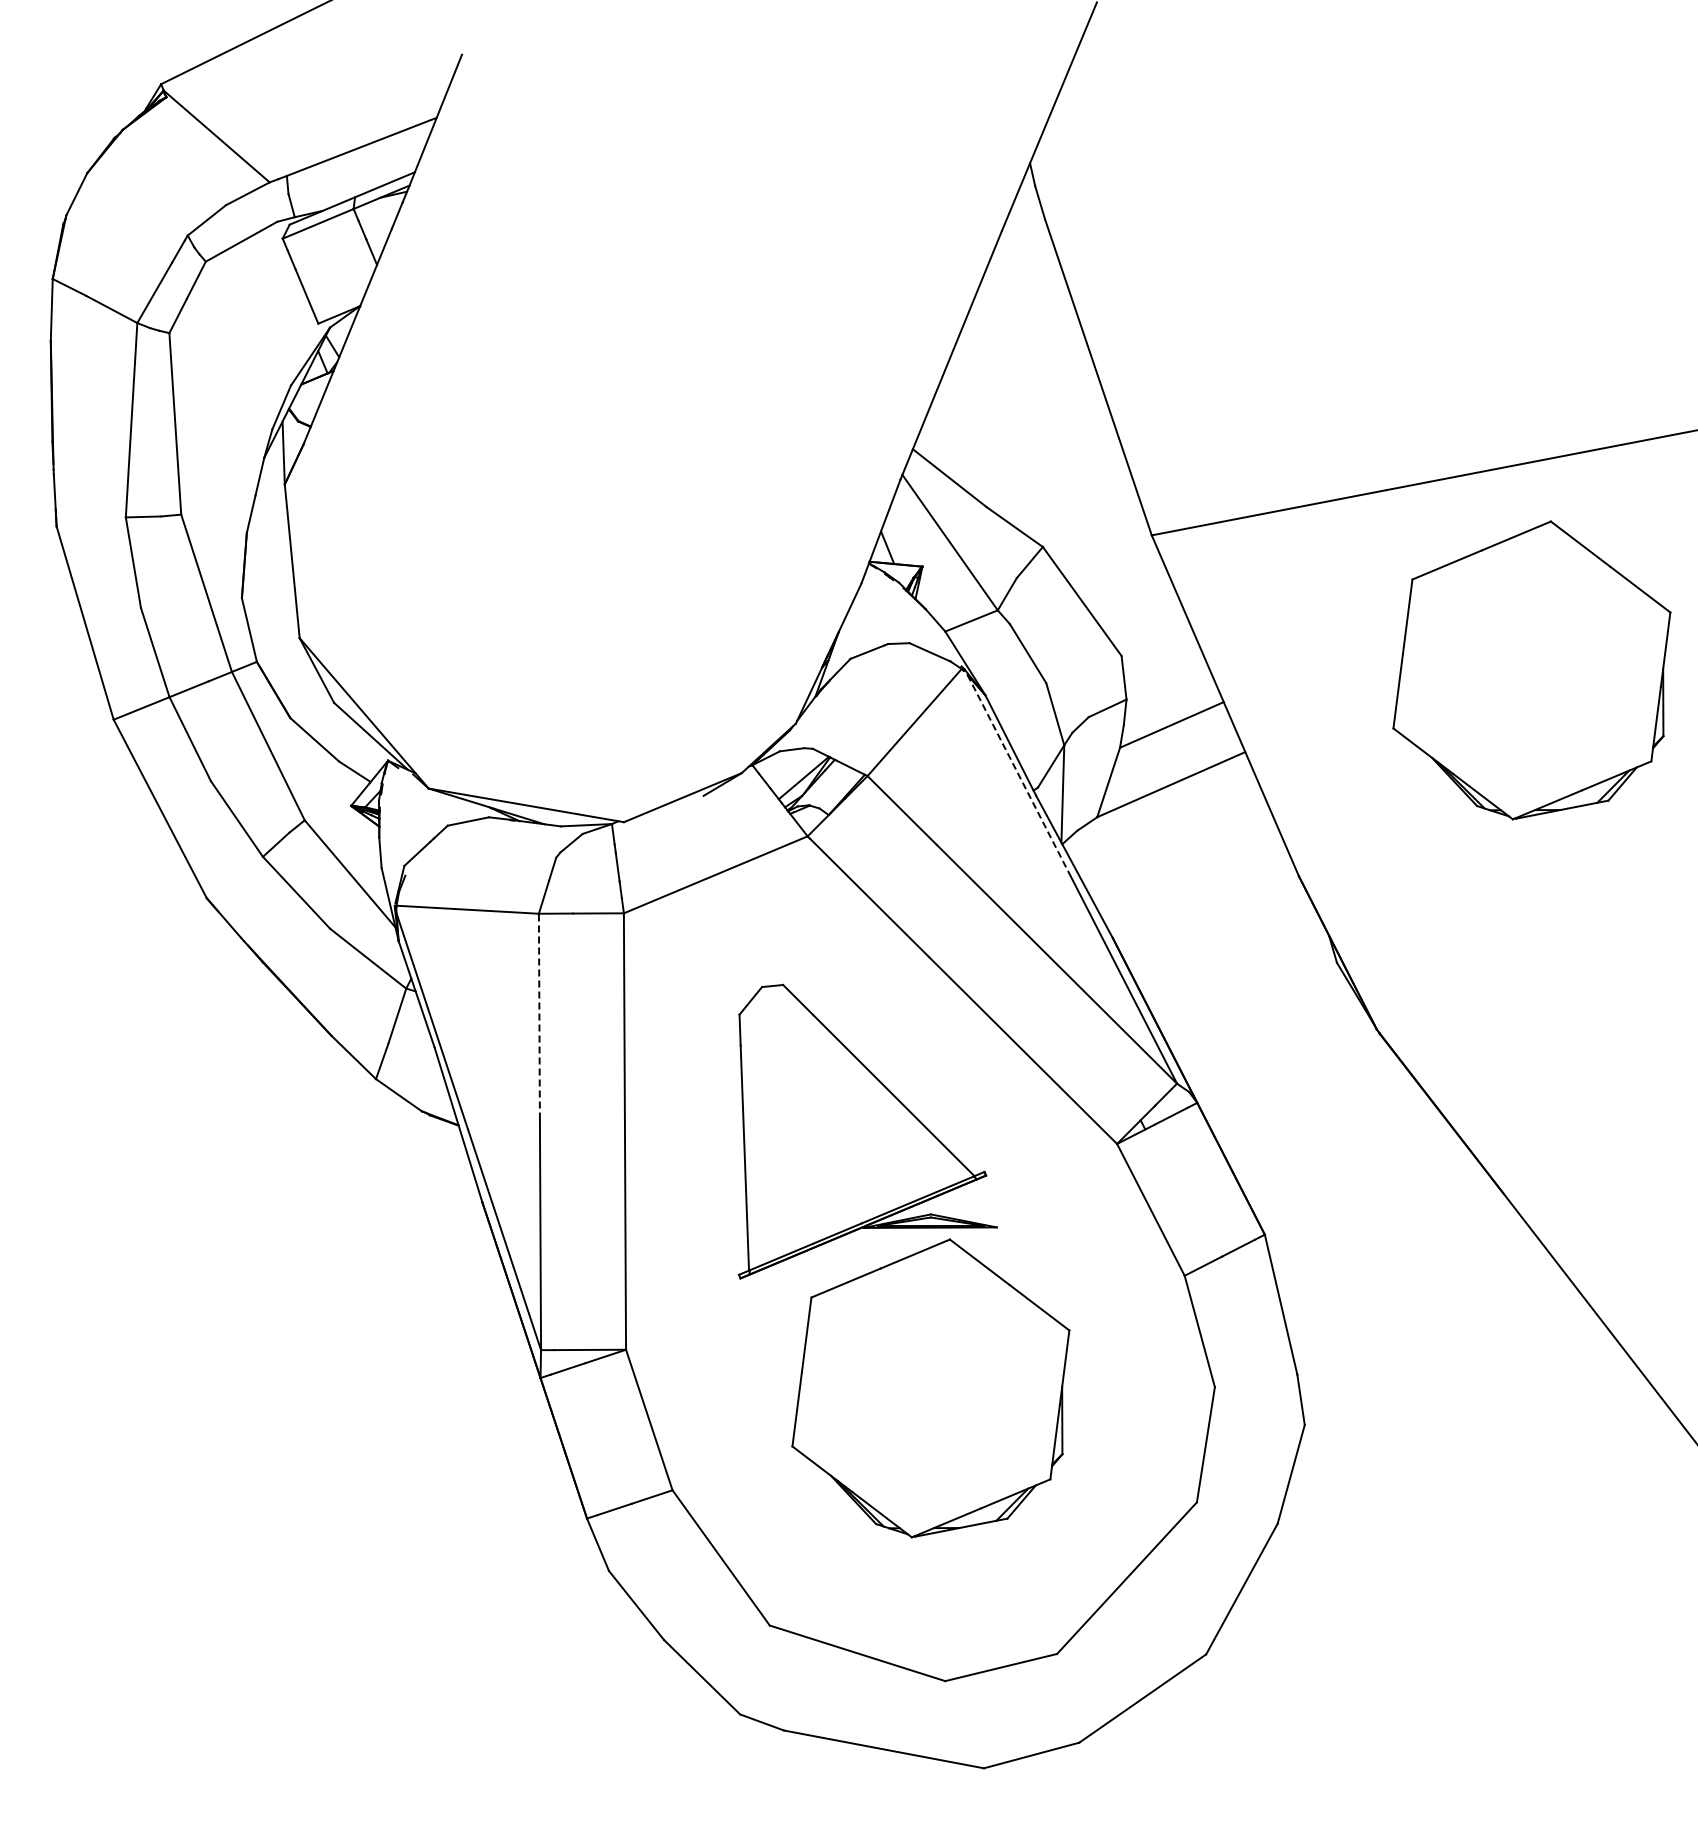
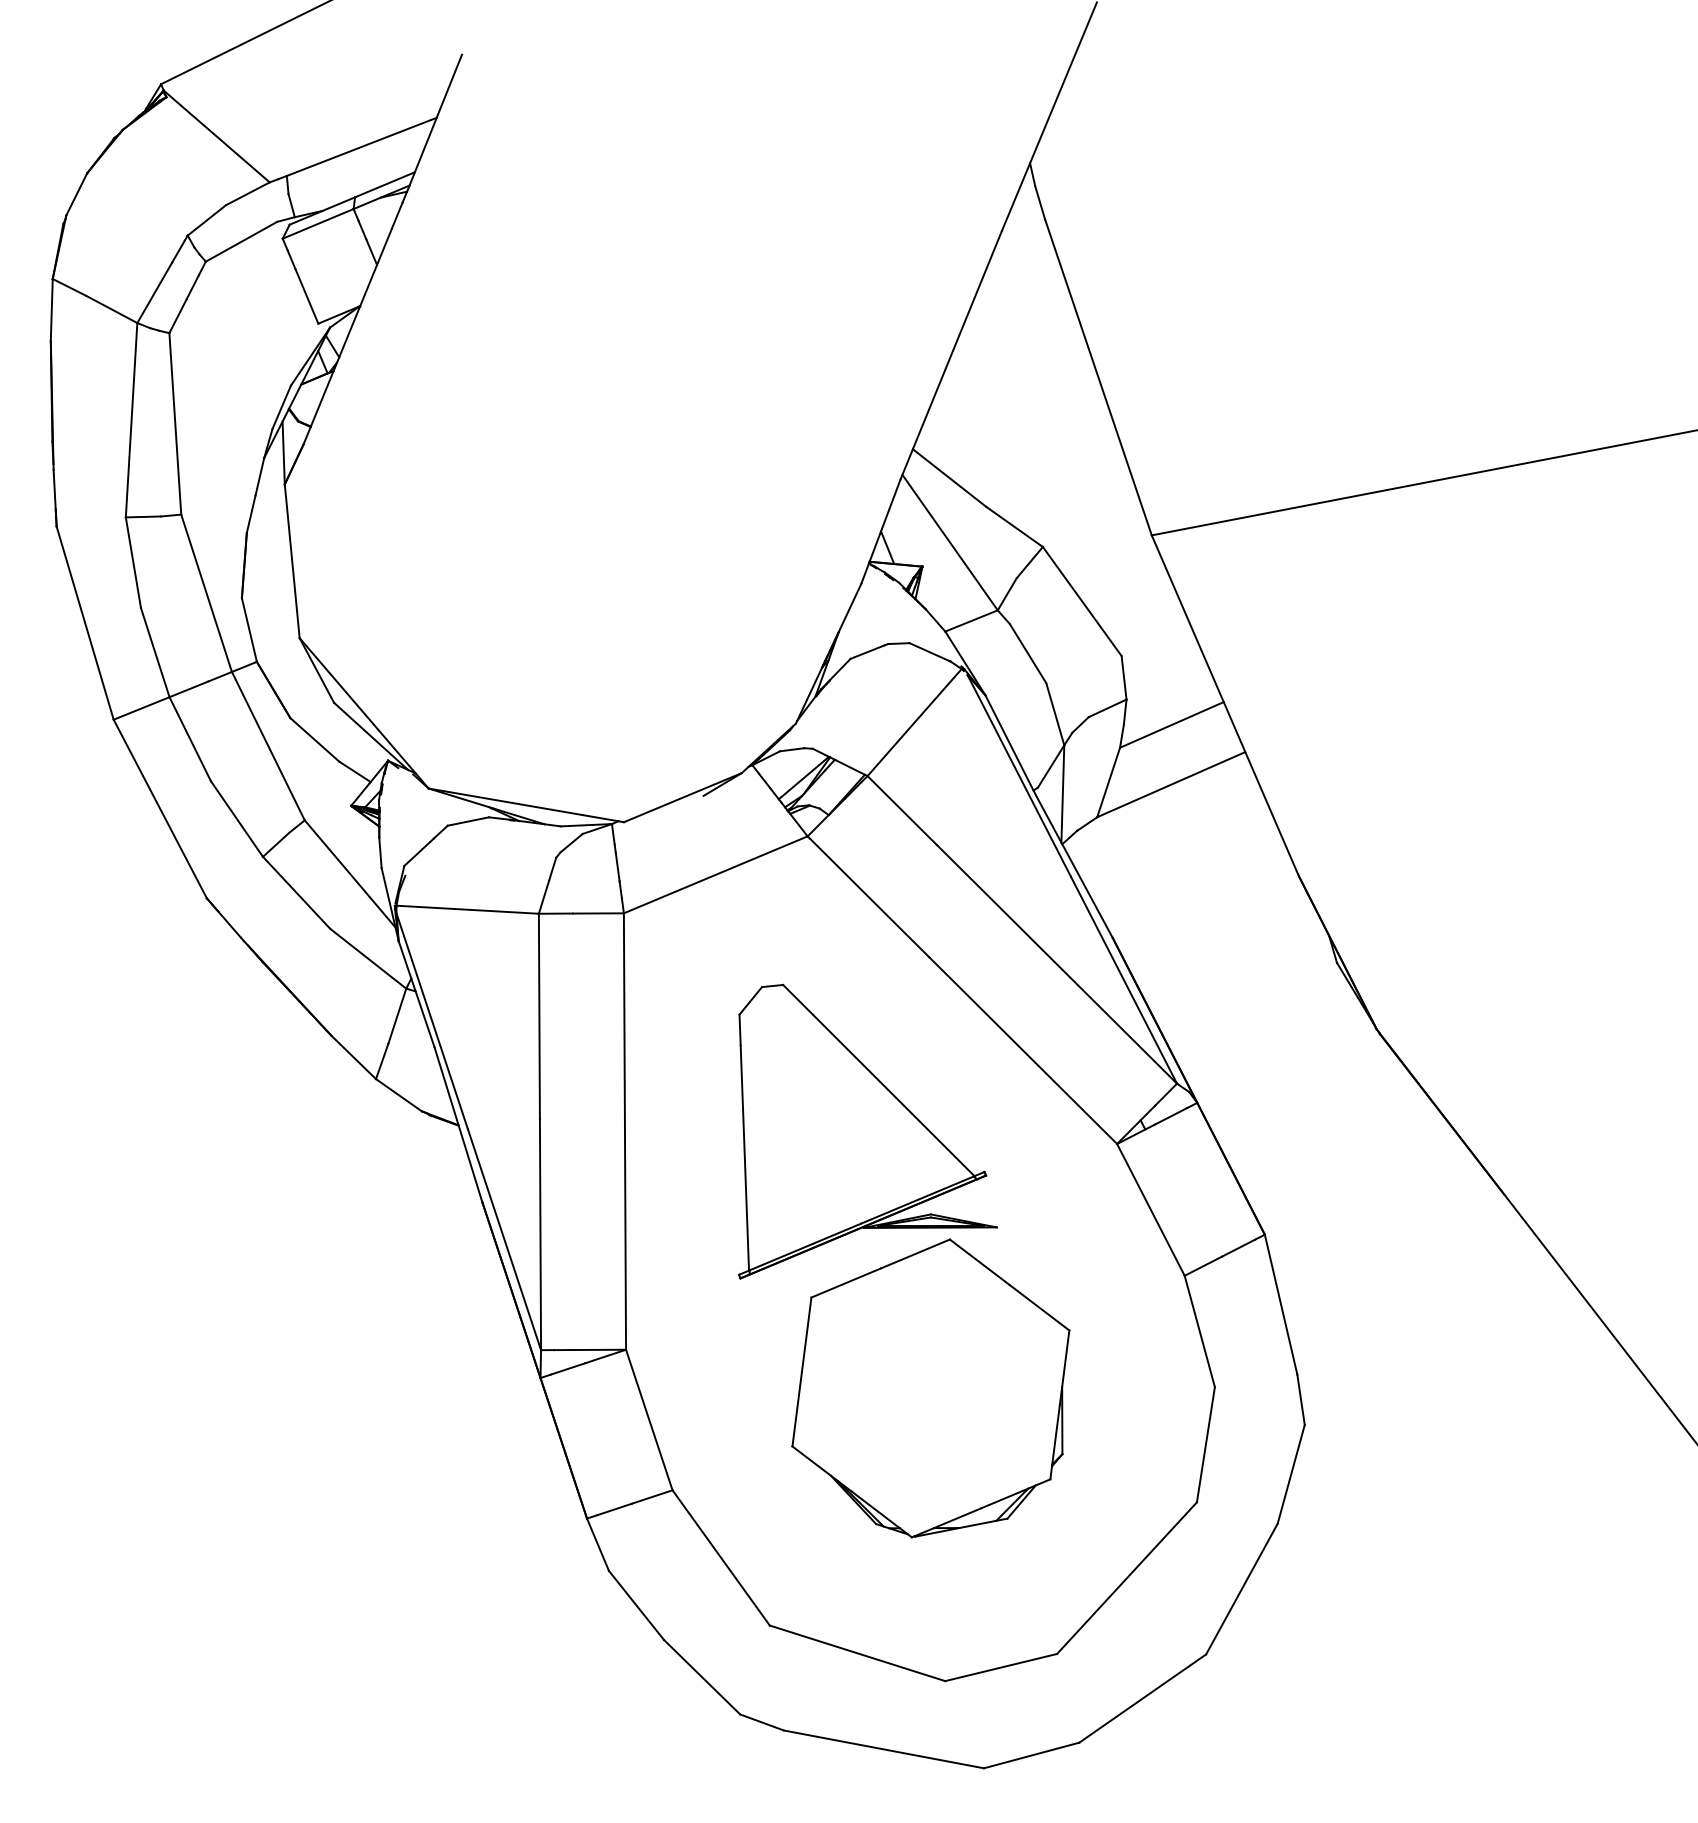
part: present -> none (1531, 670)
line: dashed -> solid (1019, 776)
line: dashed -> solid (539, 1016)
